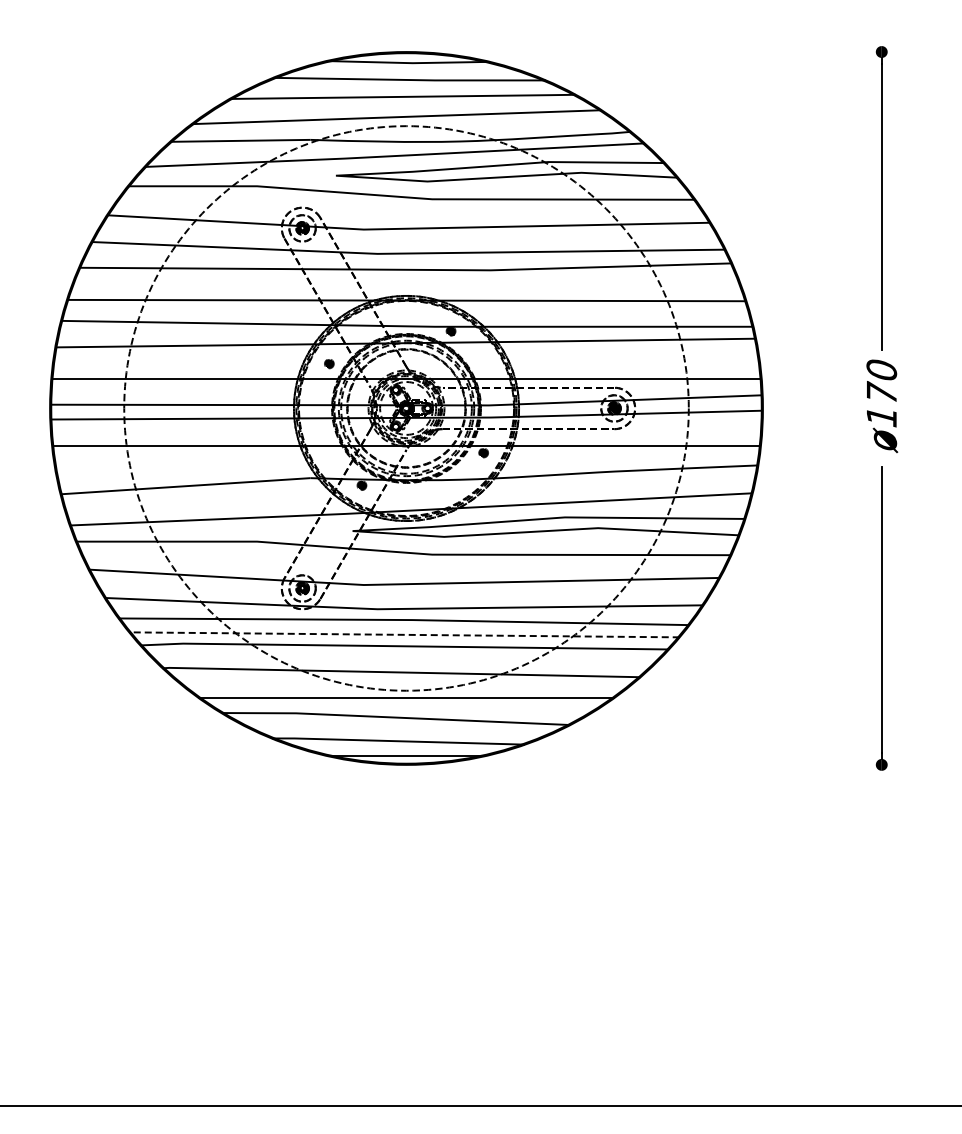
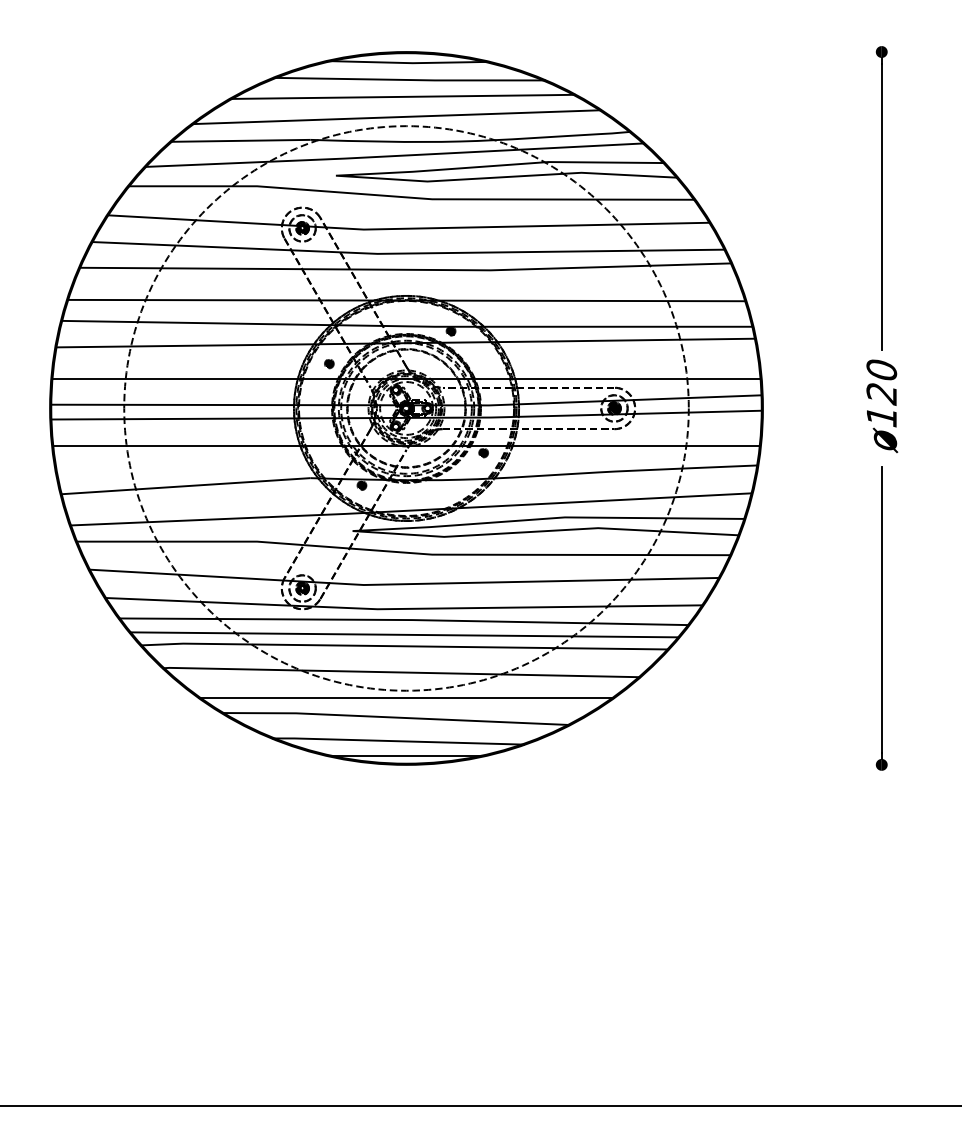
text: ø170 -> ø120 (881, 393)
line: dashed -> solid (403, 634)
